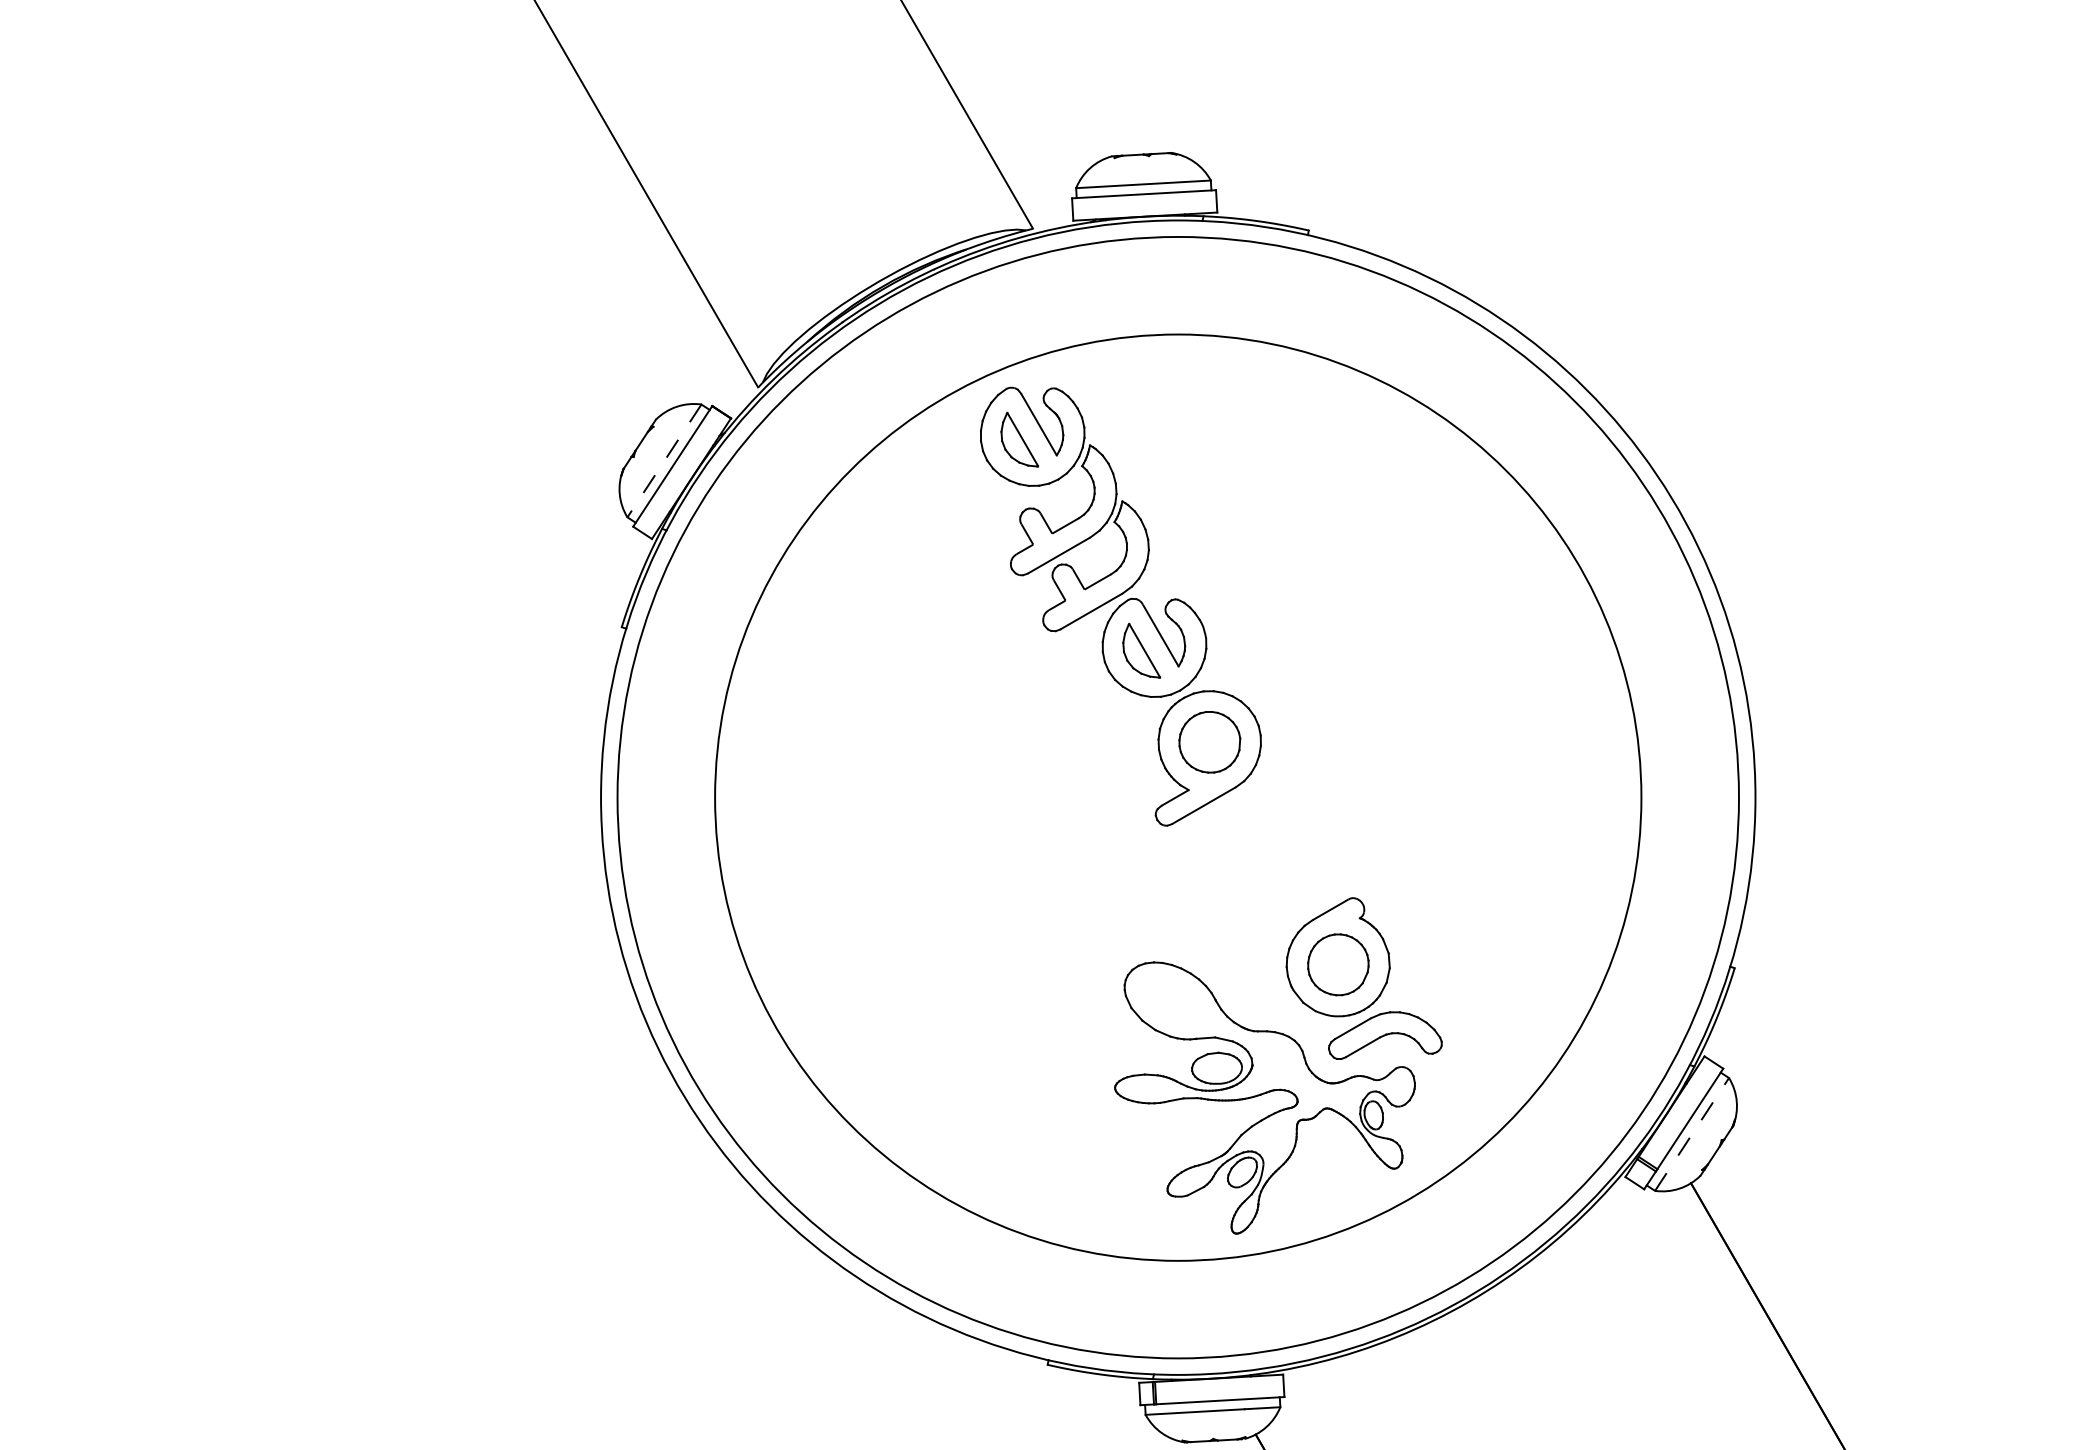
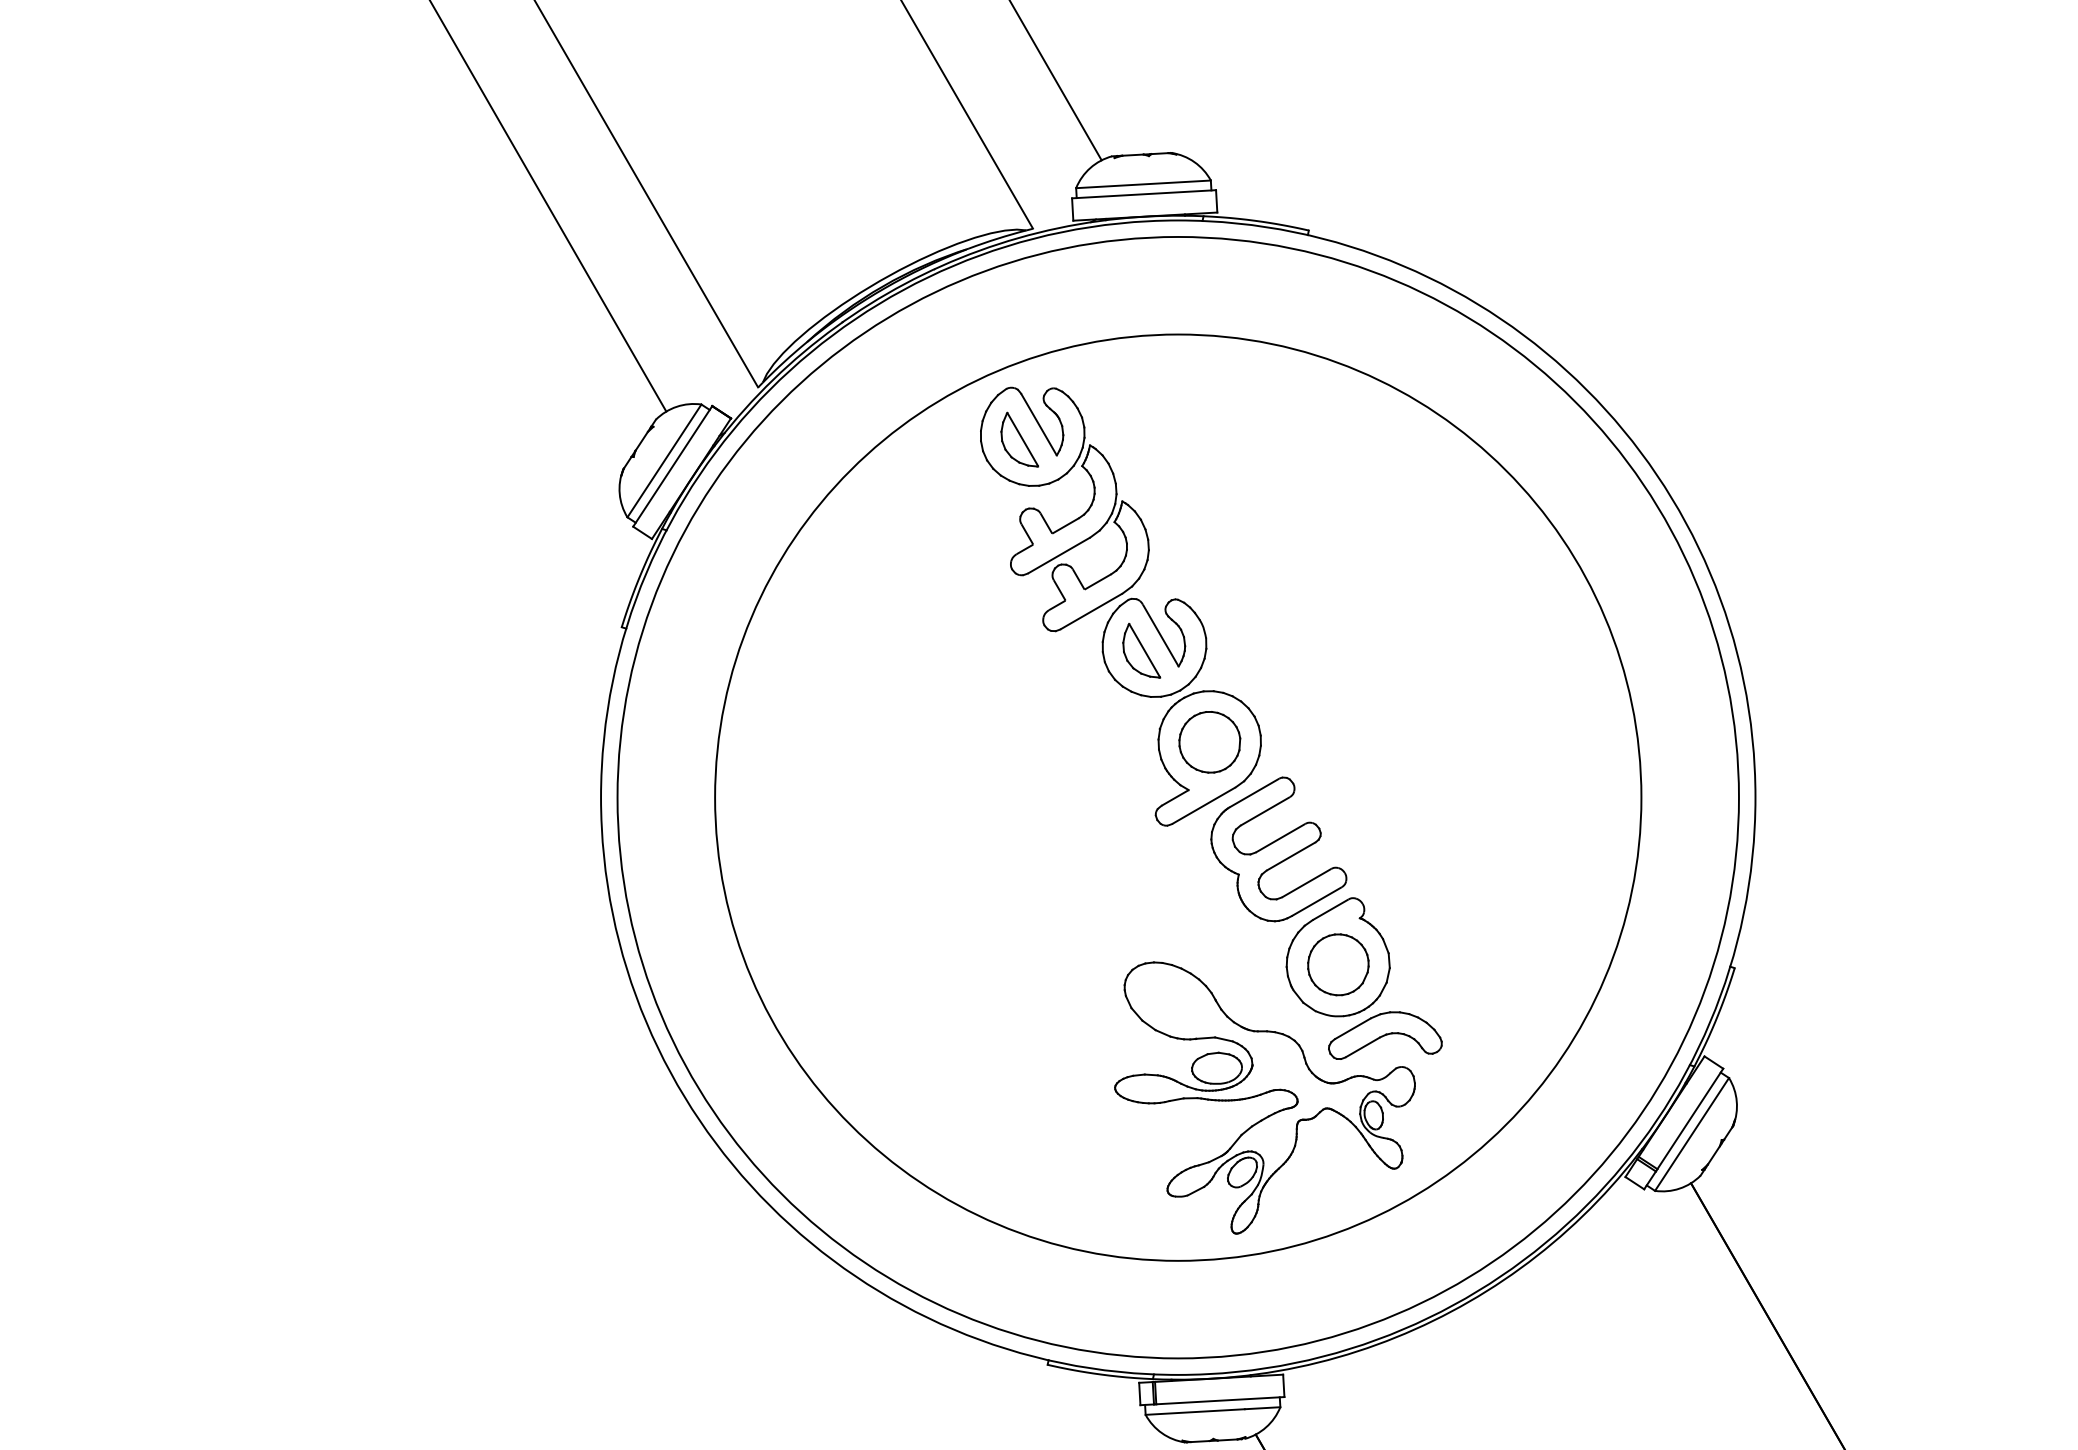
line: none -> present (1055, 81)
line: none -> present (548, 206)
line: dashed -> solid (664, 461)
part: none -> present (1278, 849)
line: dashed -> solid (1692, 1134)
